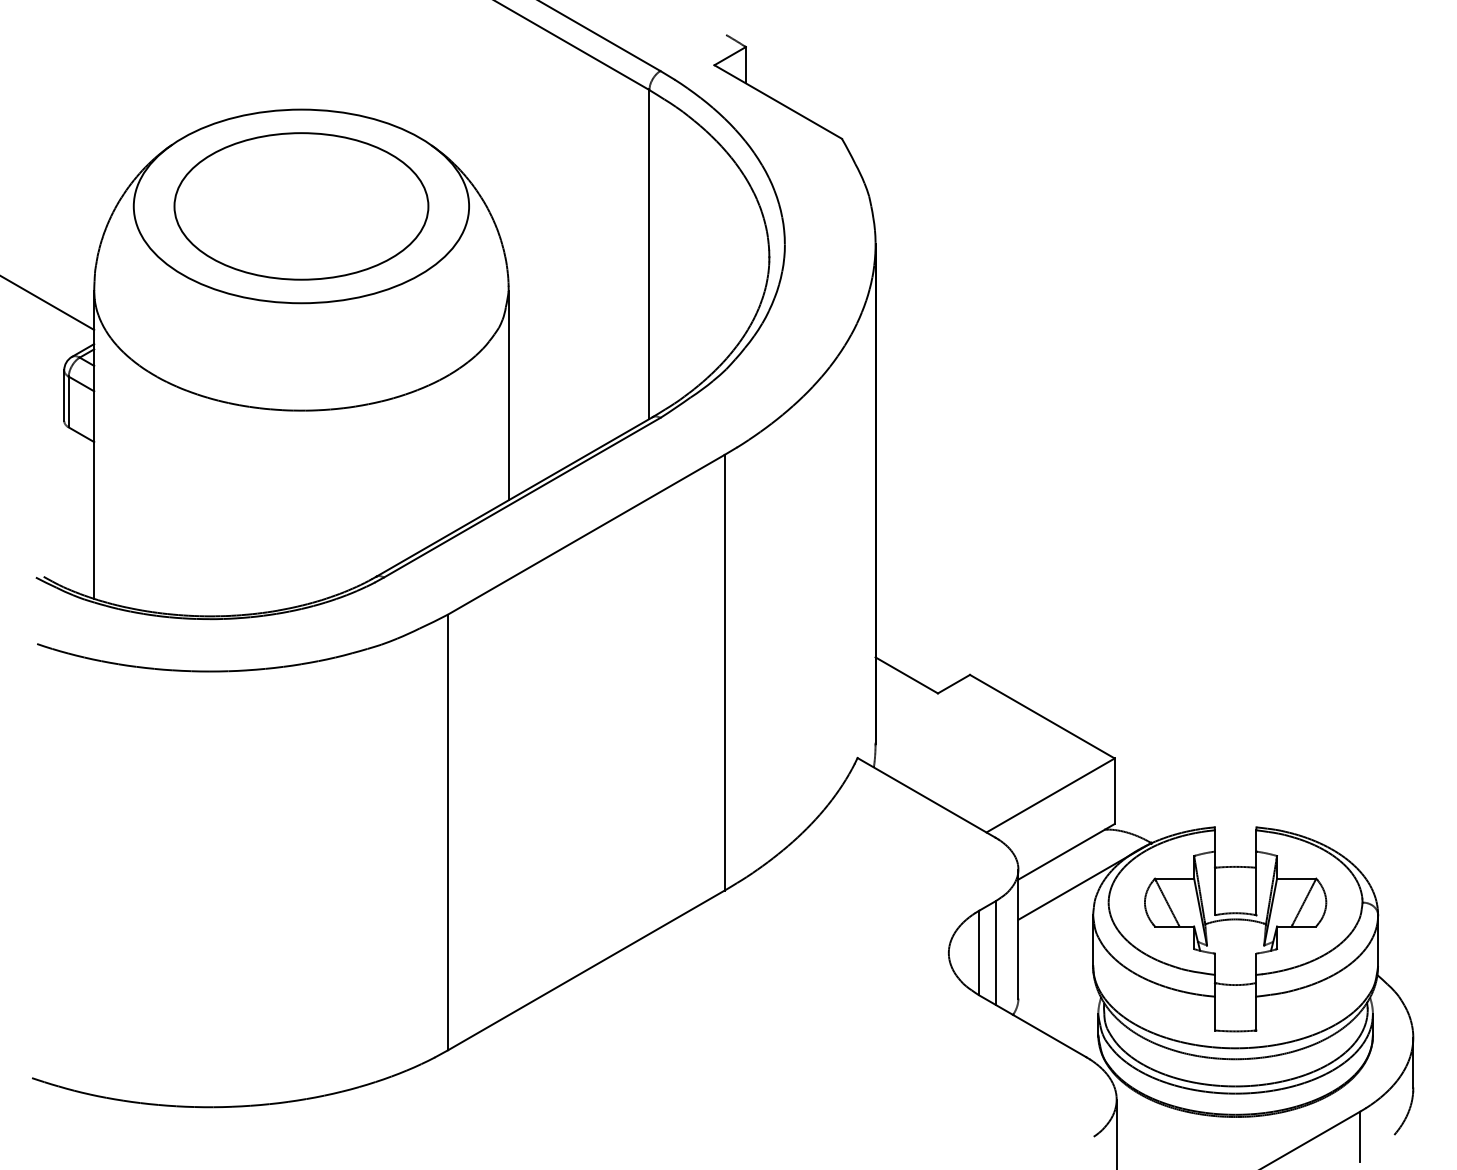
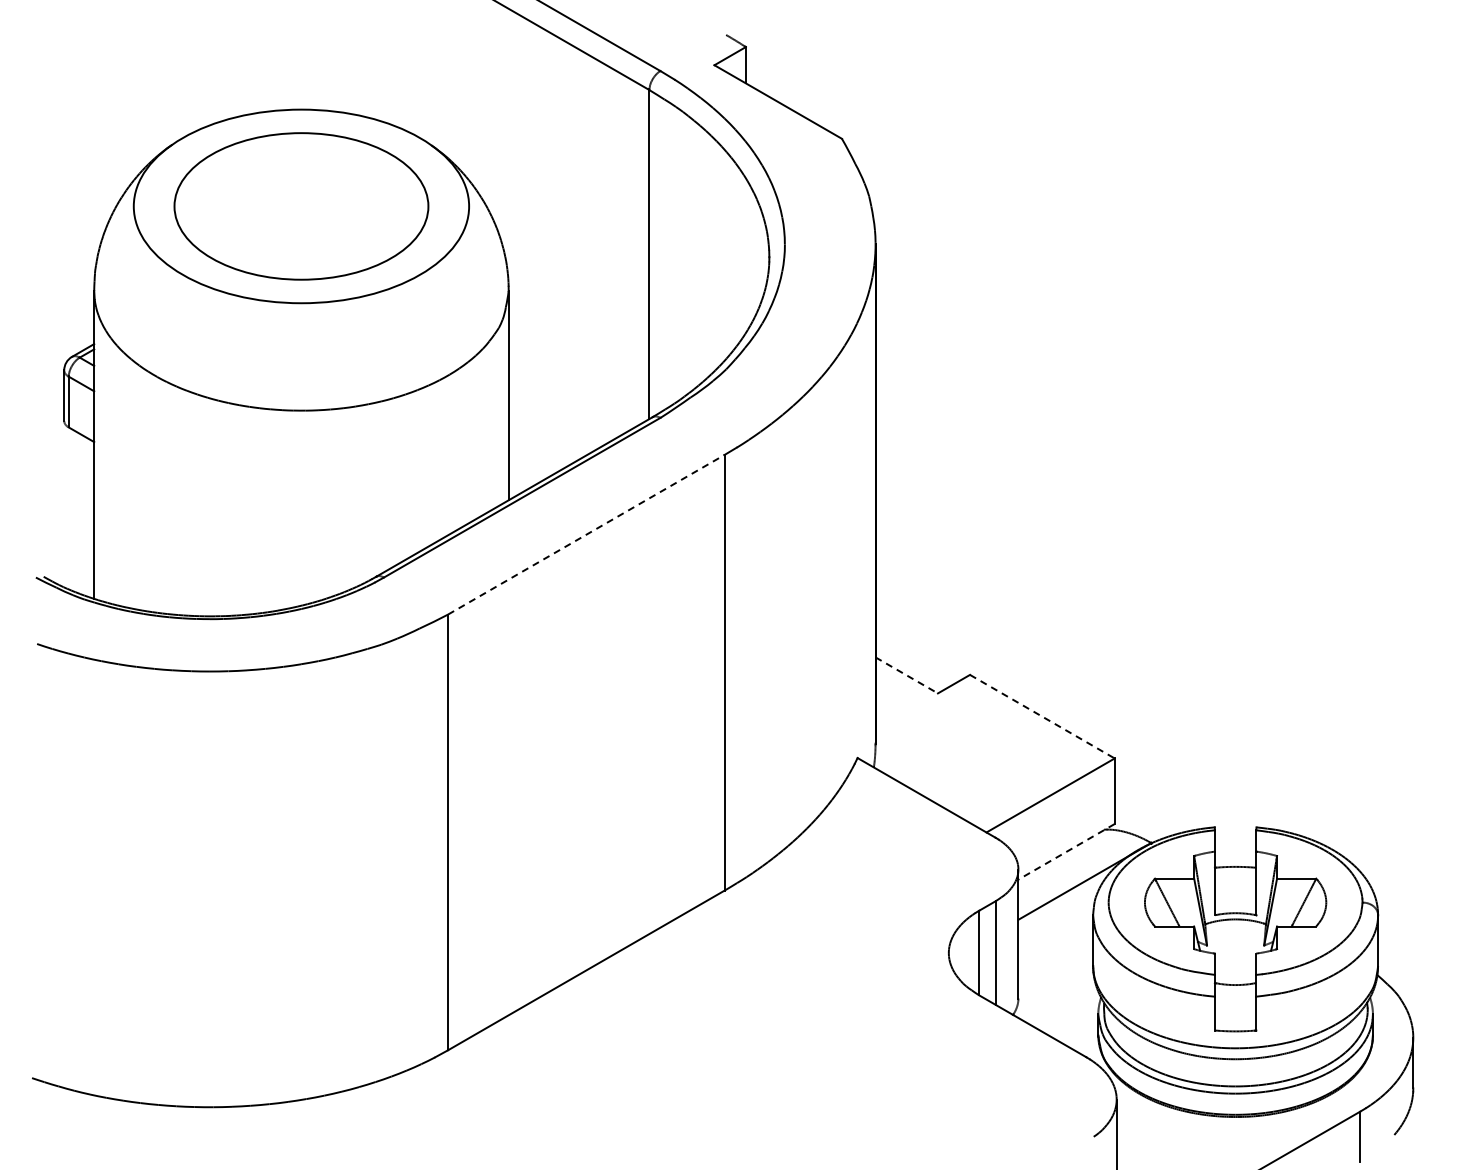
line: present -> none (48, 303)
line: solid -> dashed (586, 534)
line: solid -> dashed (907, 675)
line: solid -> dashed (1042, 716)
line: solid -> dashed (1066, 851)
